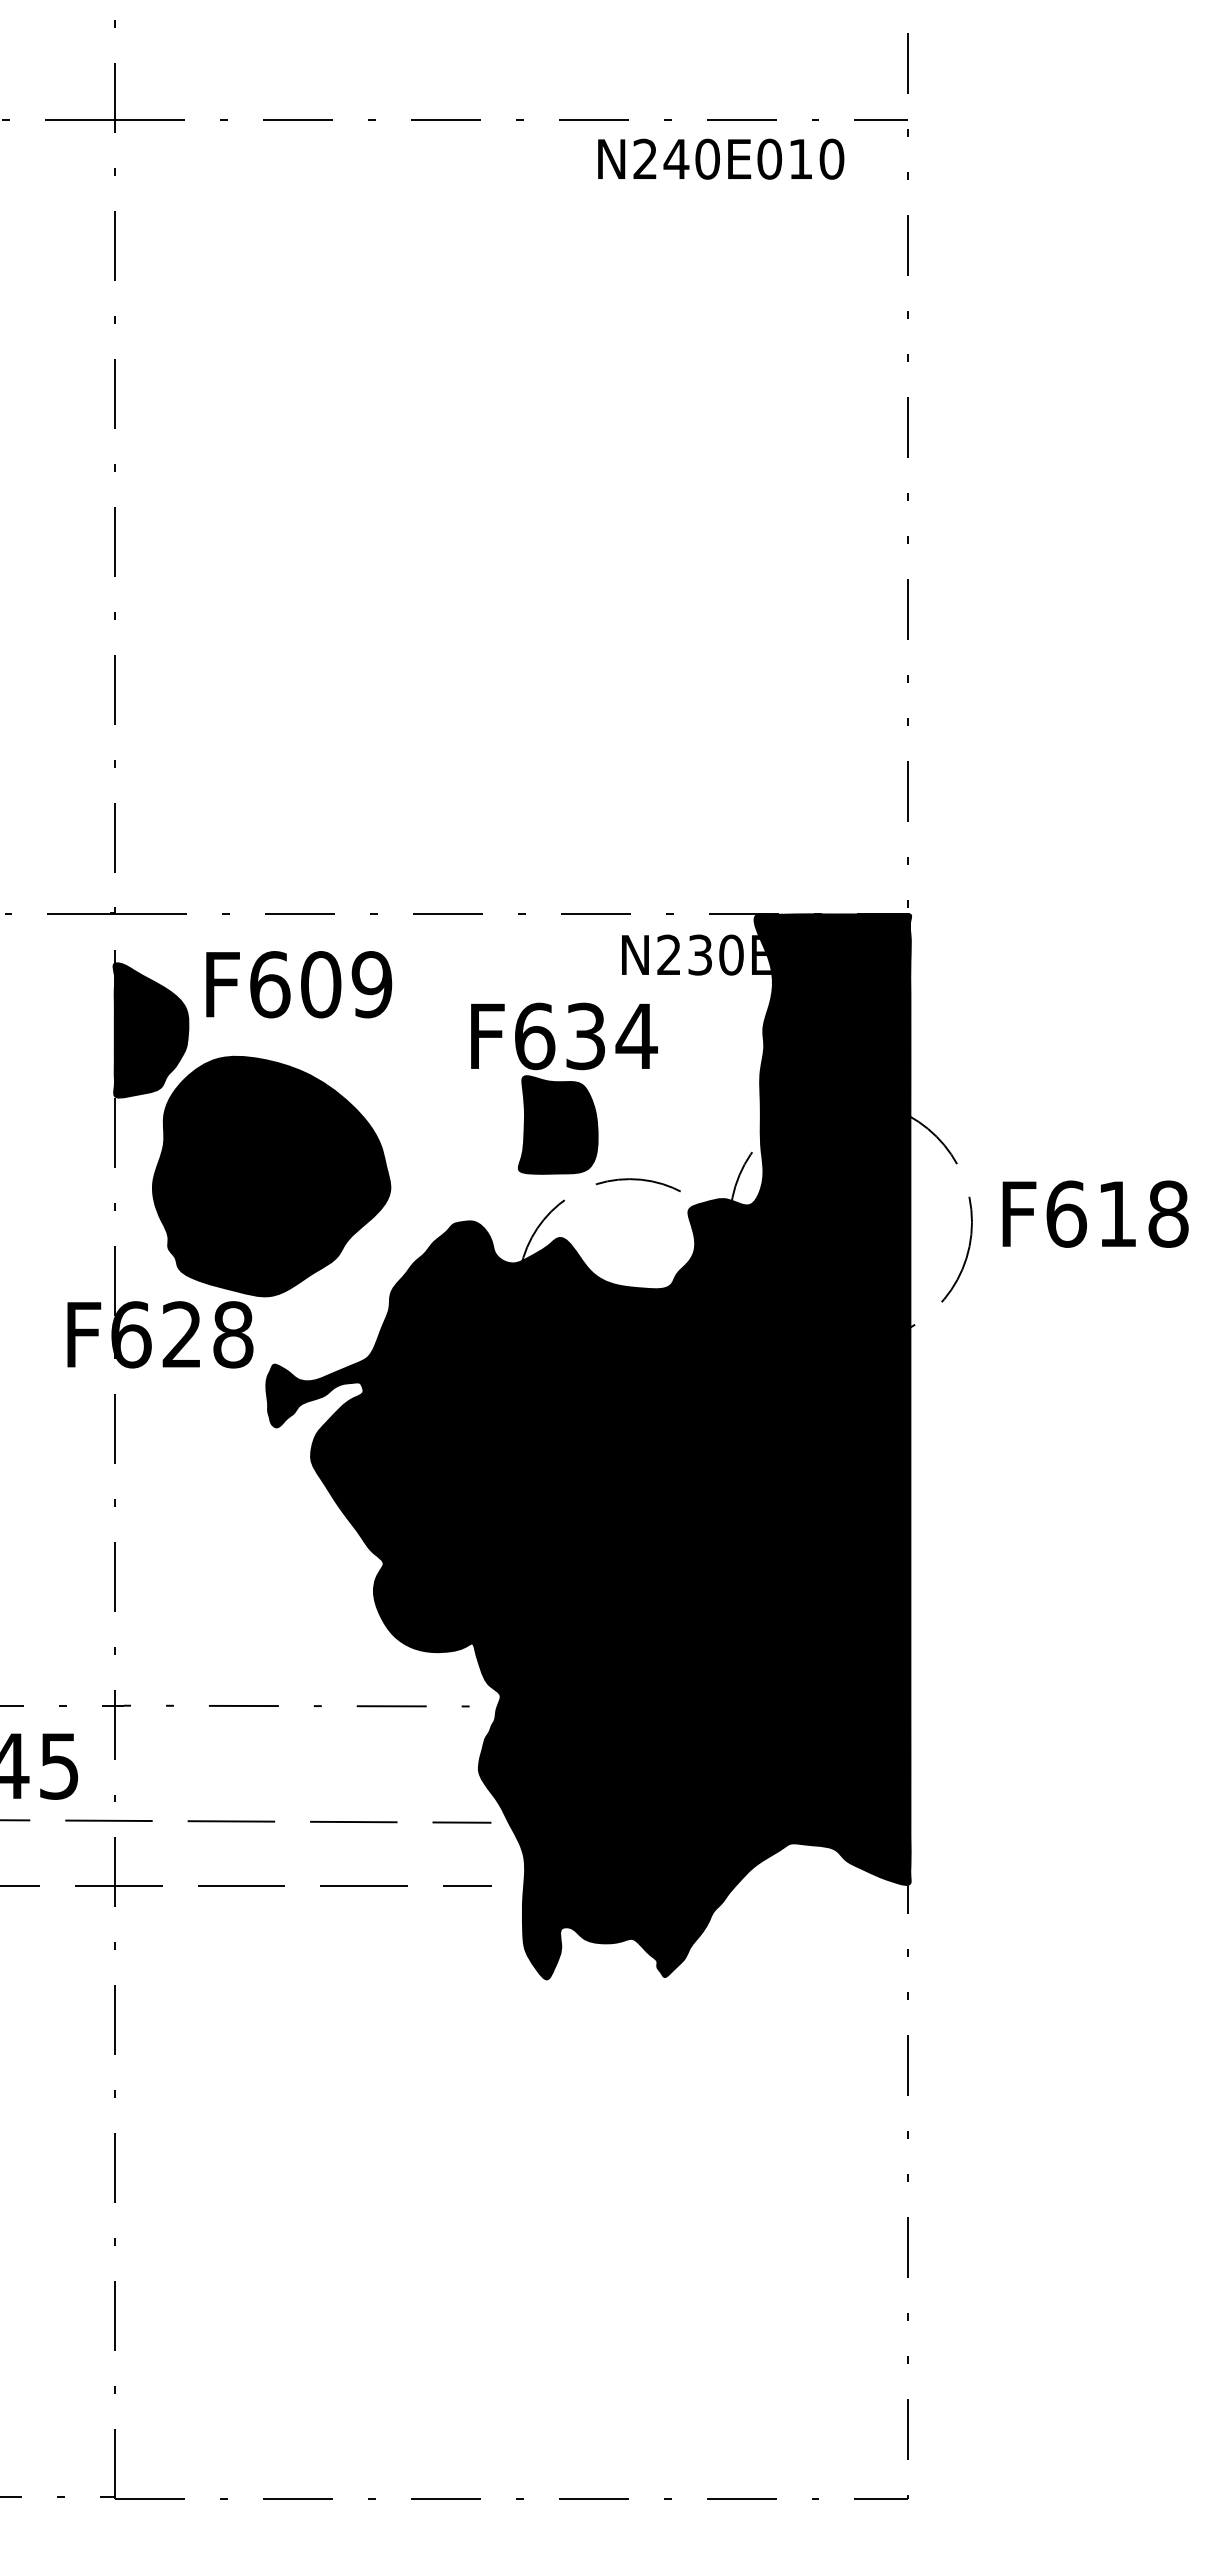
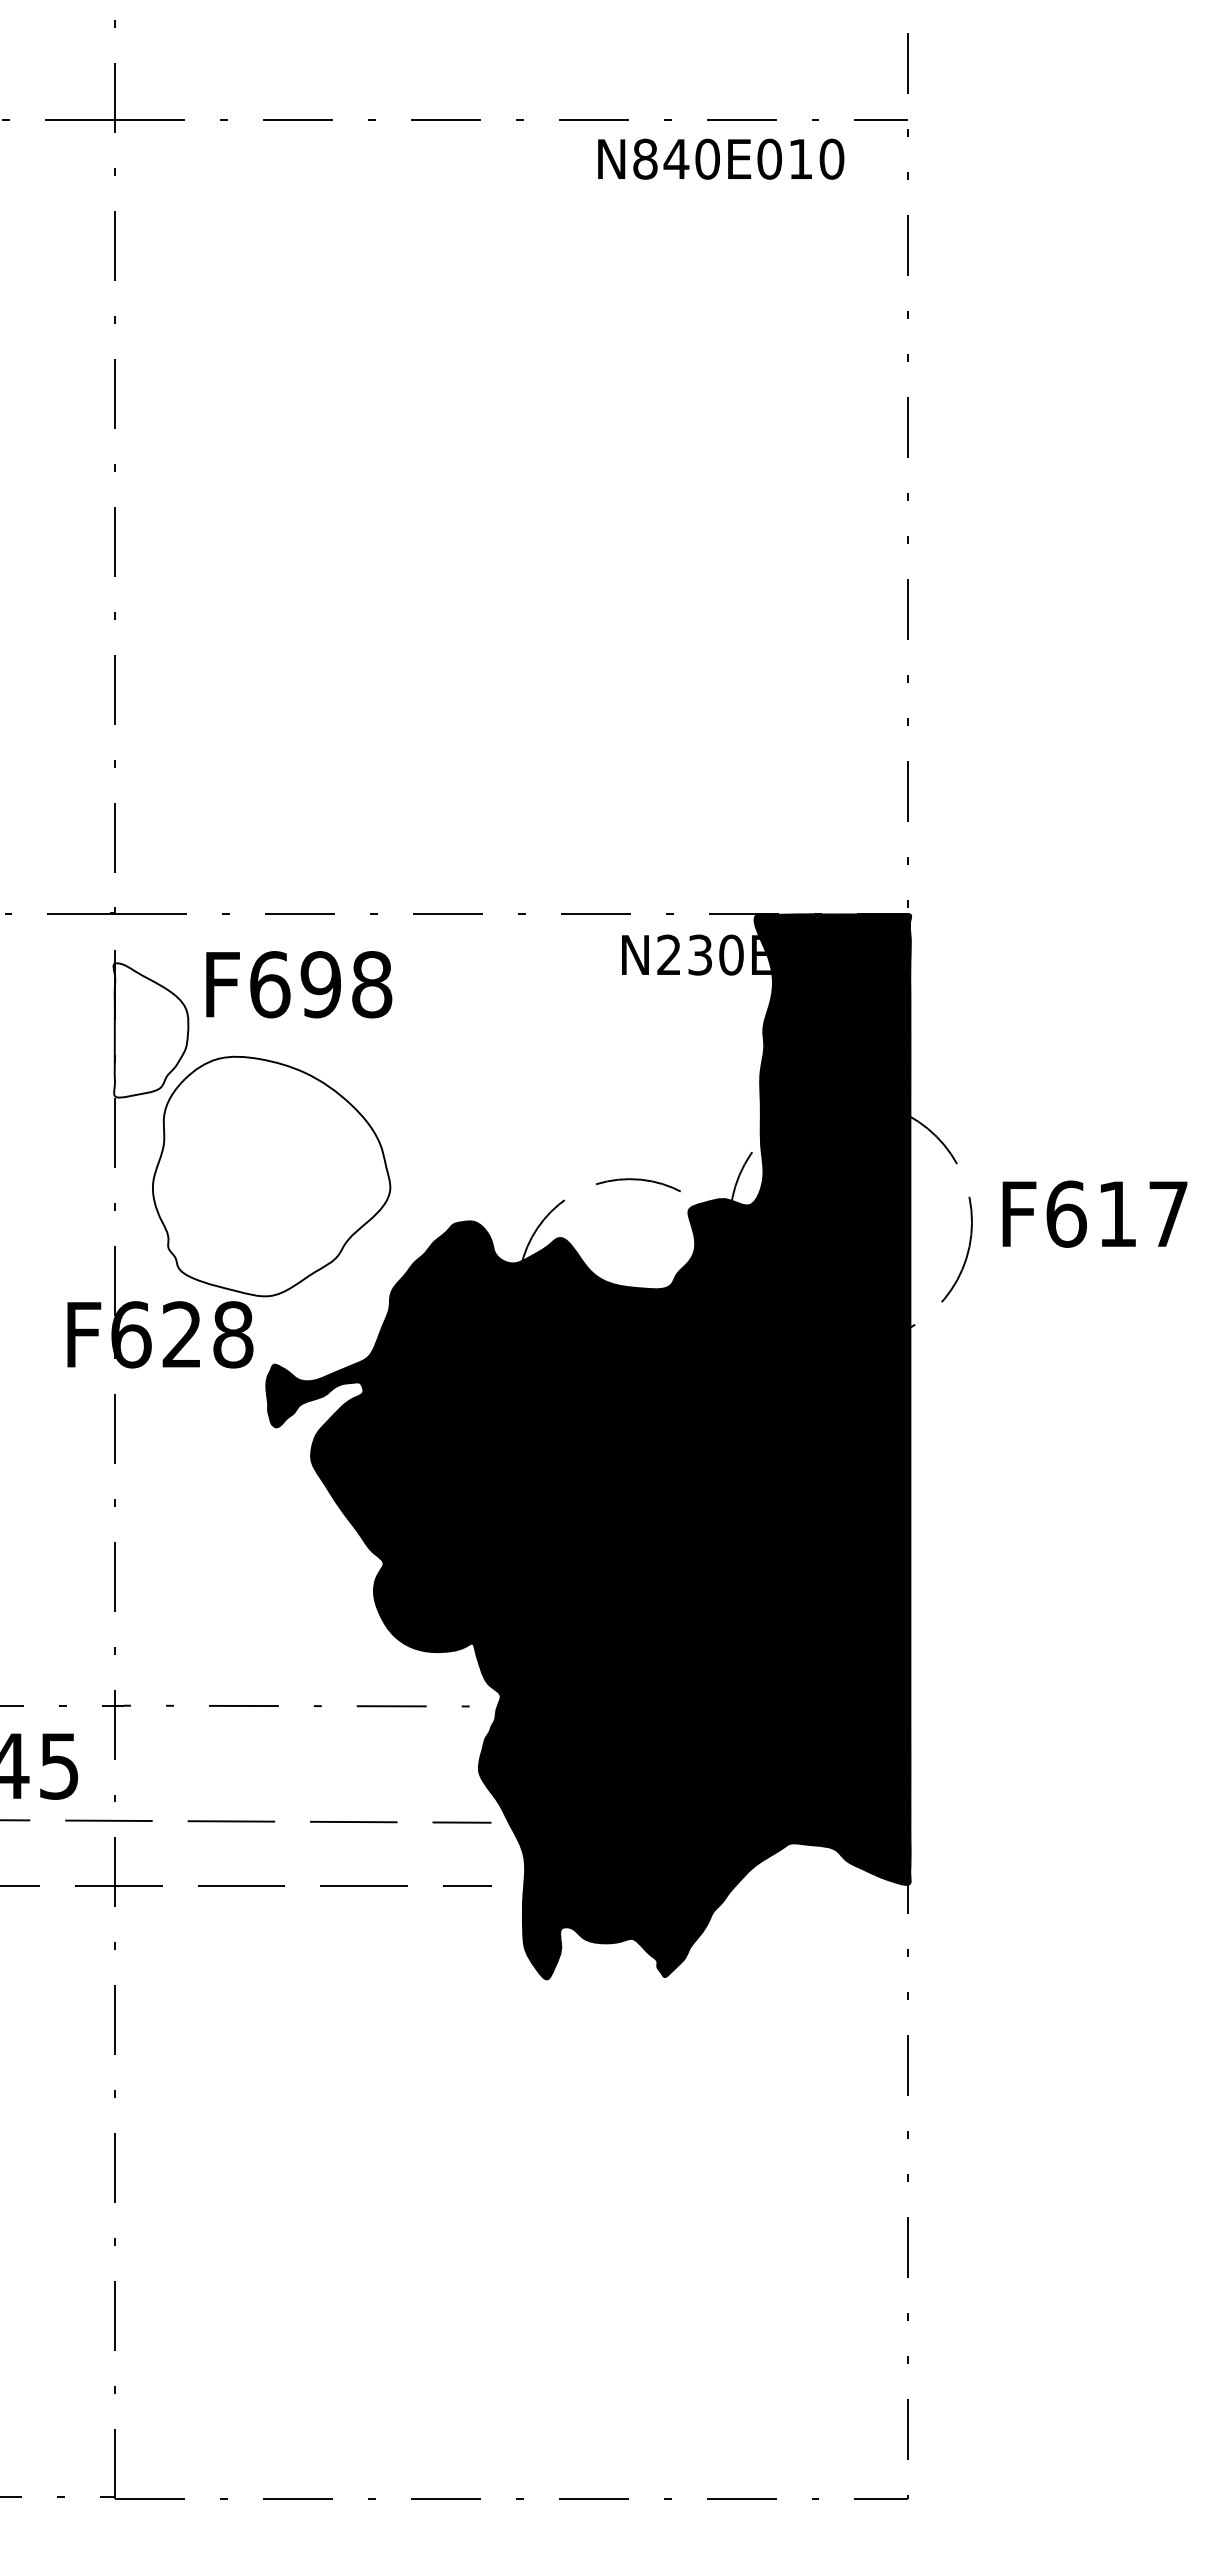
text: N240E010 -> N840E010 (645, 158)
text: F609 -> F698 (346, 984)
fill: present -> none (150, 1030)
part: present -> none (564, 1088)
fill: present -> none (271, 1176)
text: F618 -> F617 (1168, 1213)
